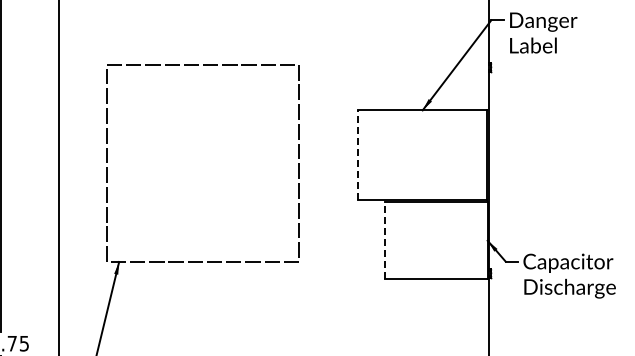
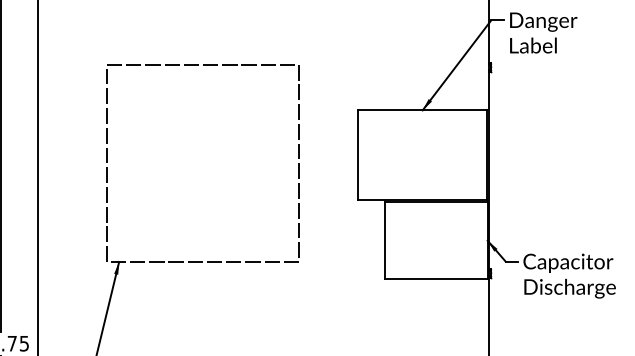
line: dashed -> solid (358, 154)
line position: (59, 177) -> (38, 177) (38, 177)
line: dashed -> solid (384, 240)
